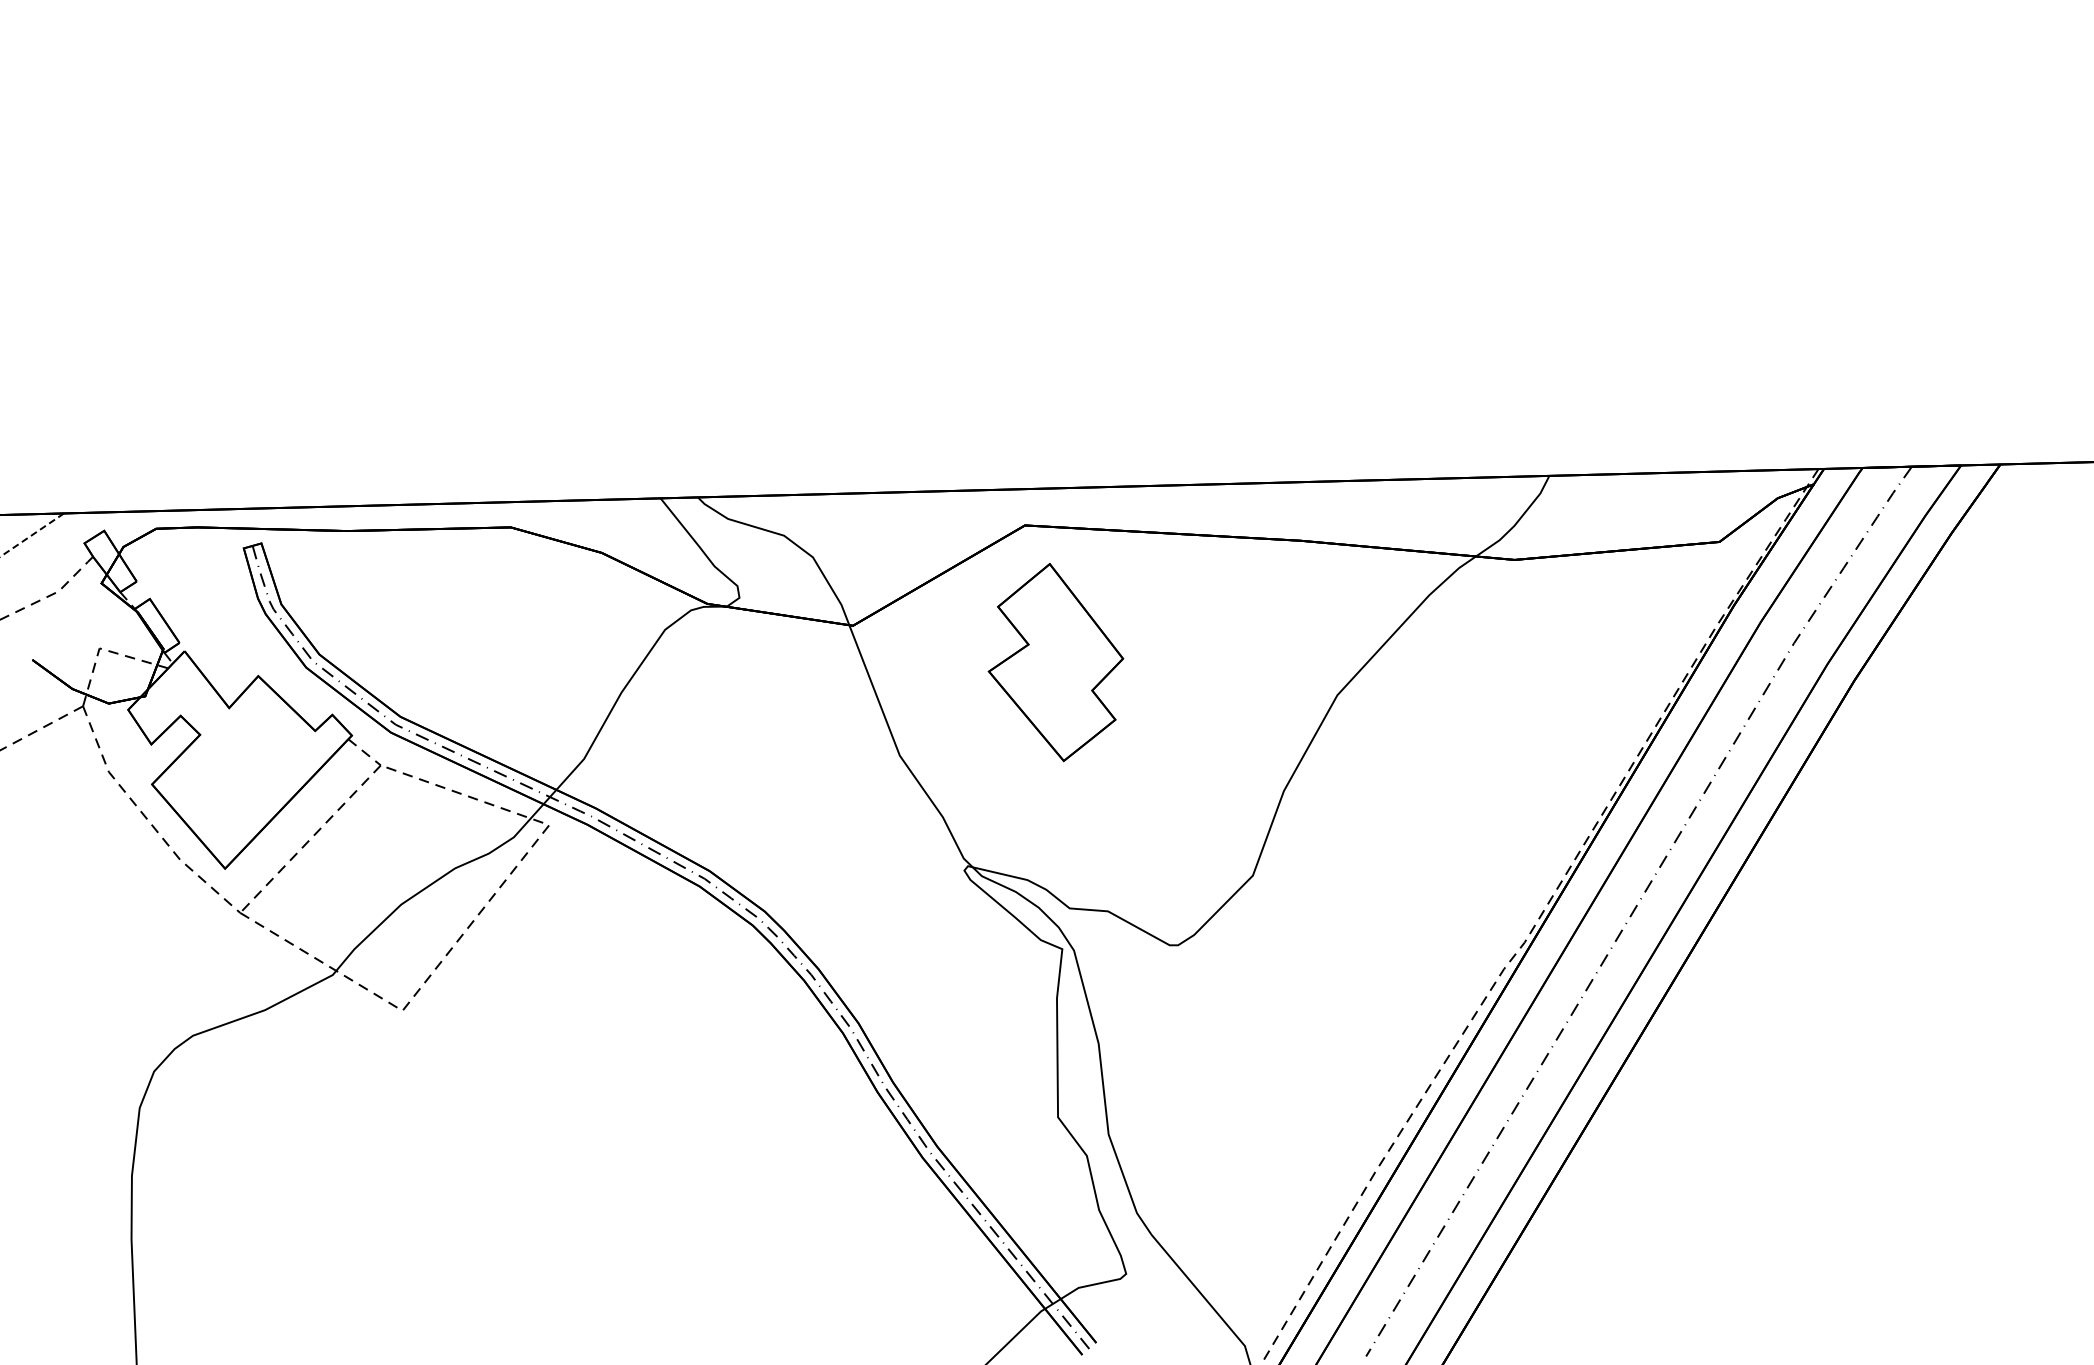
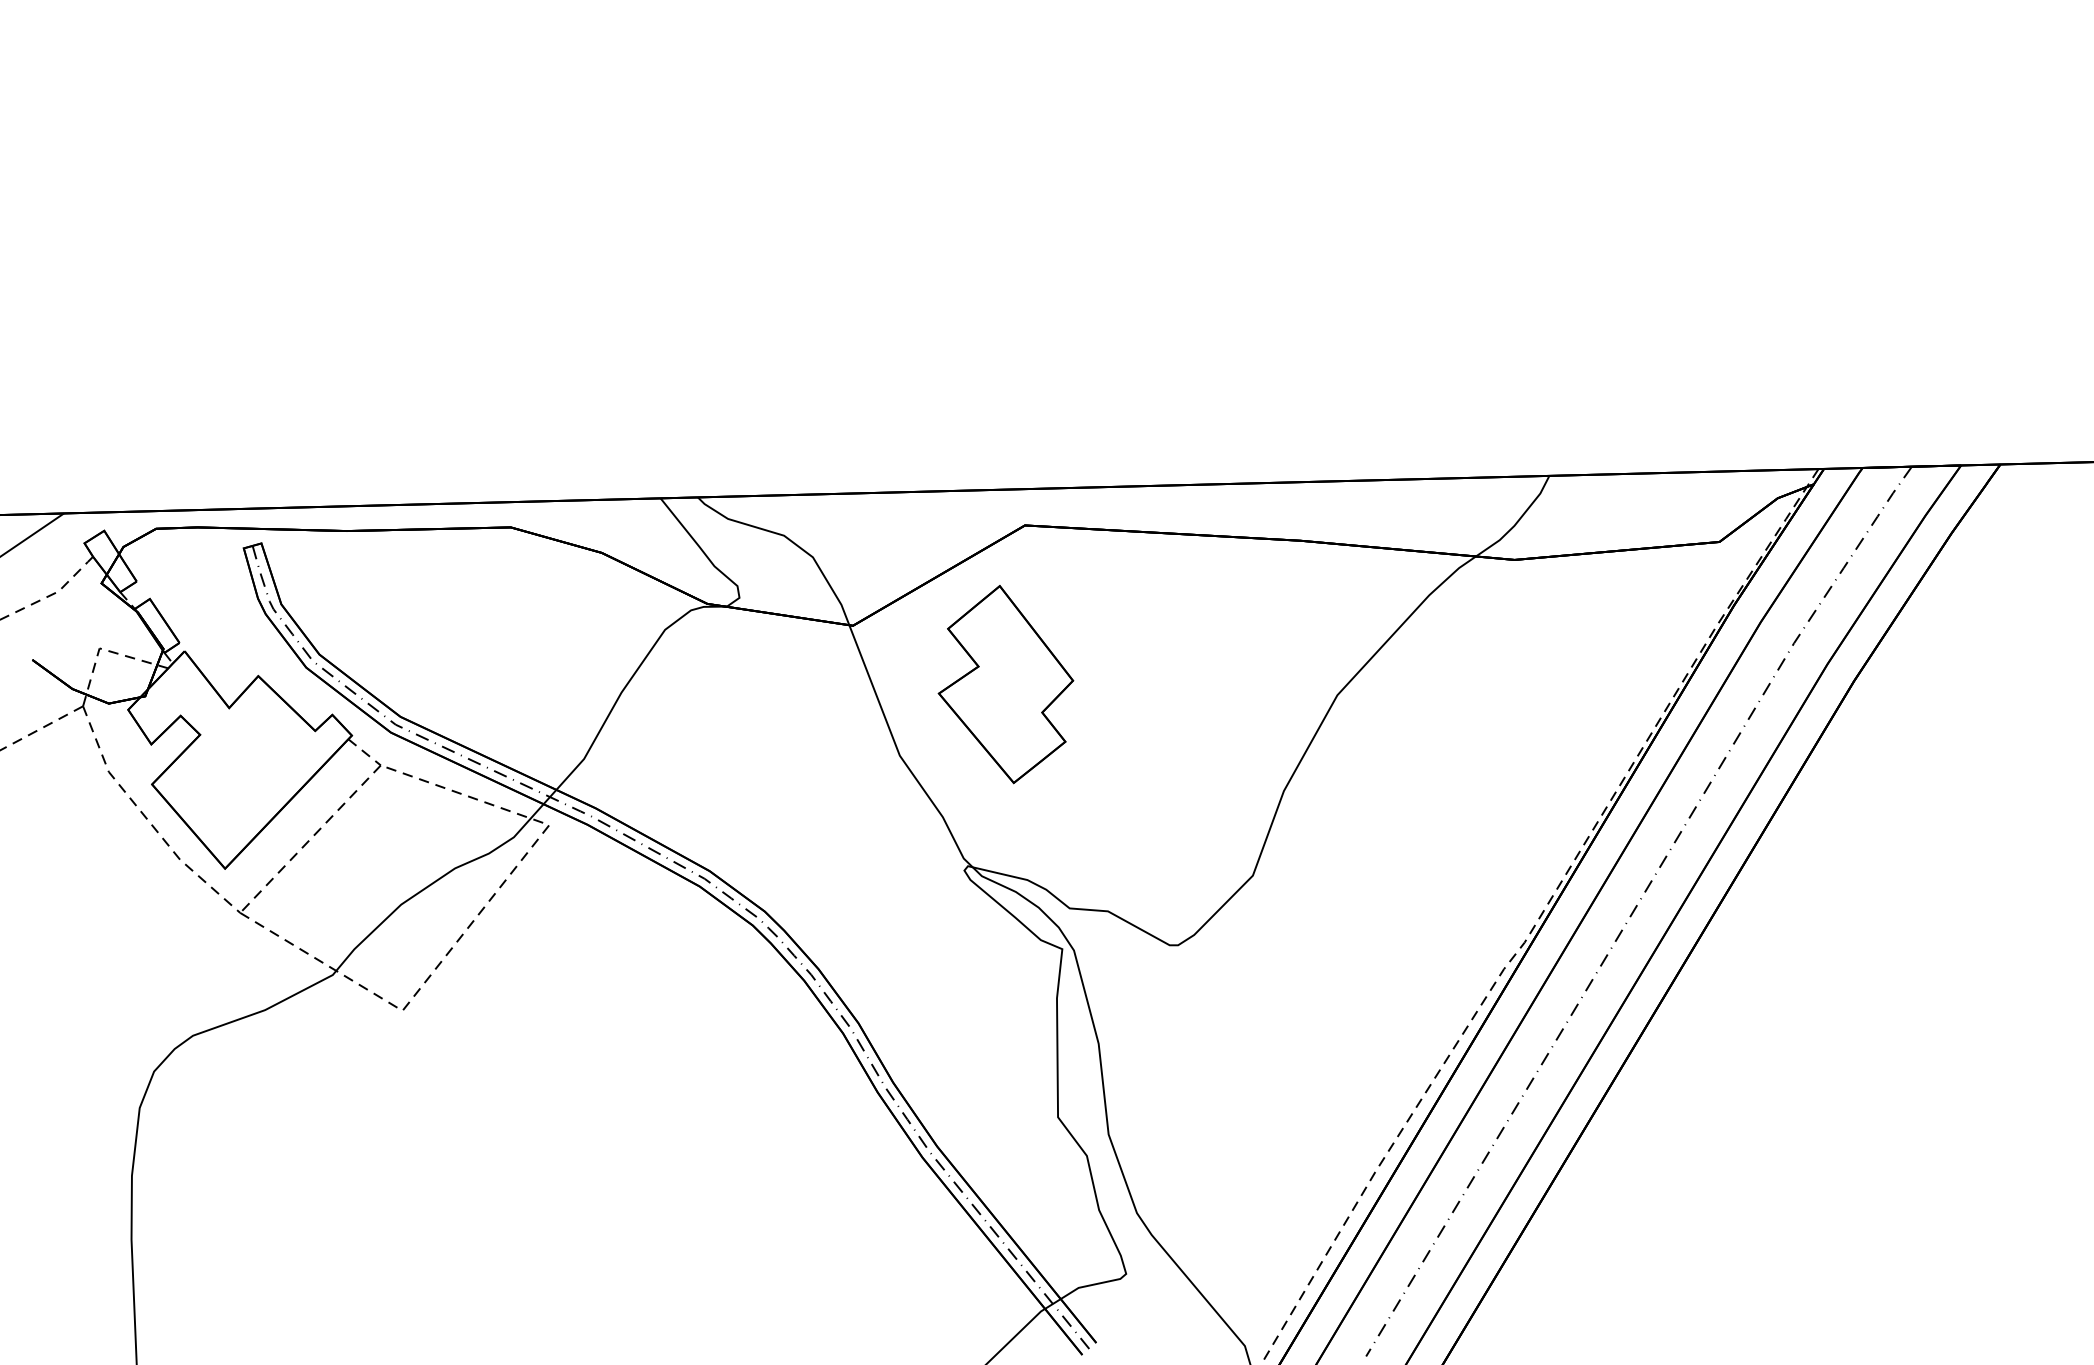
line: dashed -> solid (32, 534)
part position: (1055, 662) -> (1005, 684) (1005, 684)
